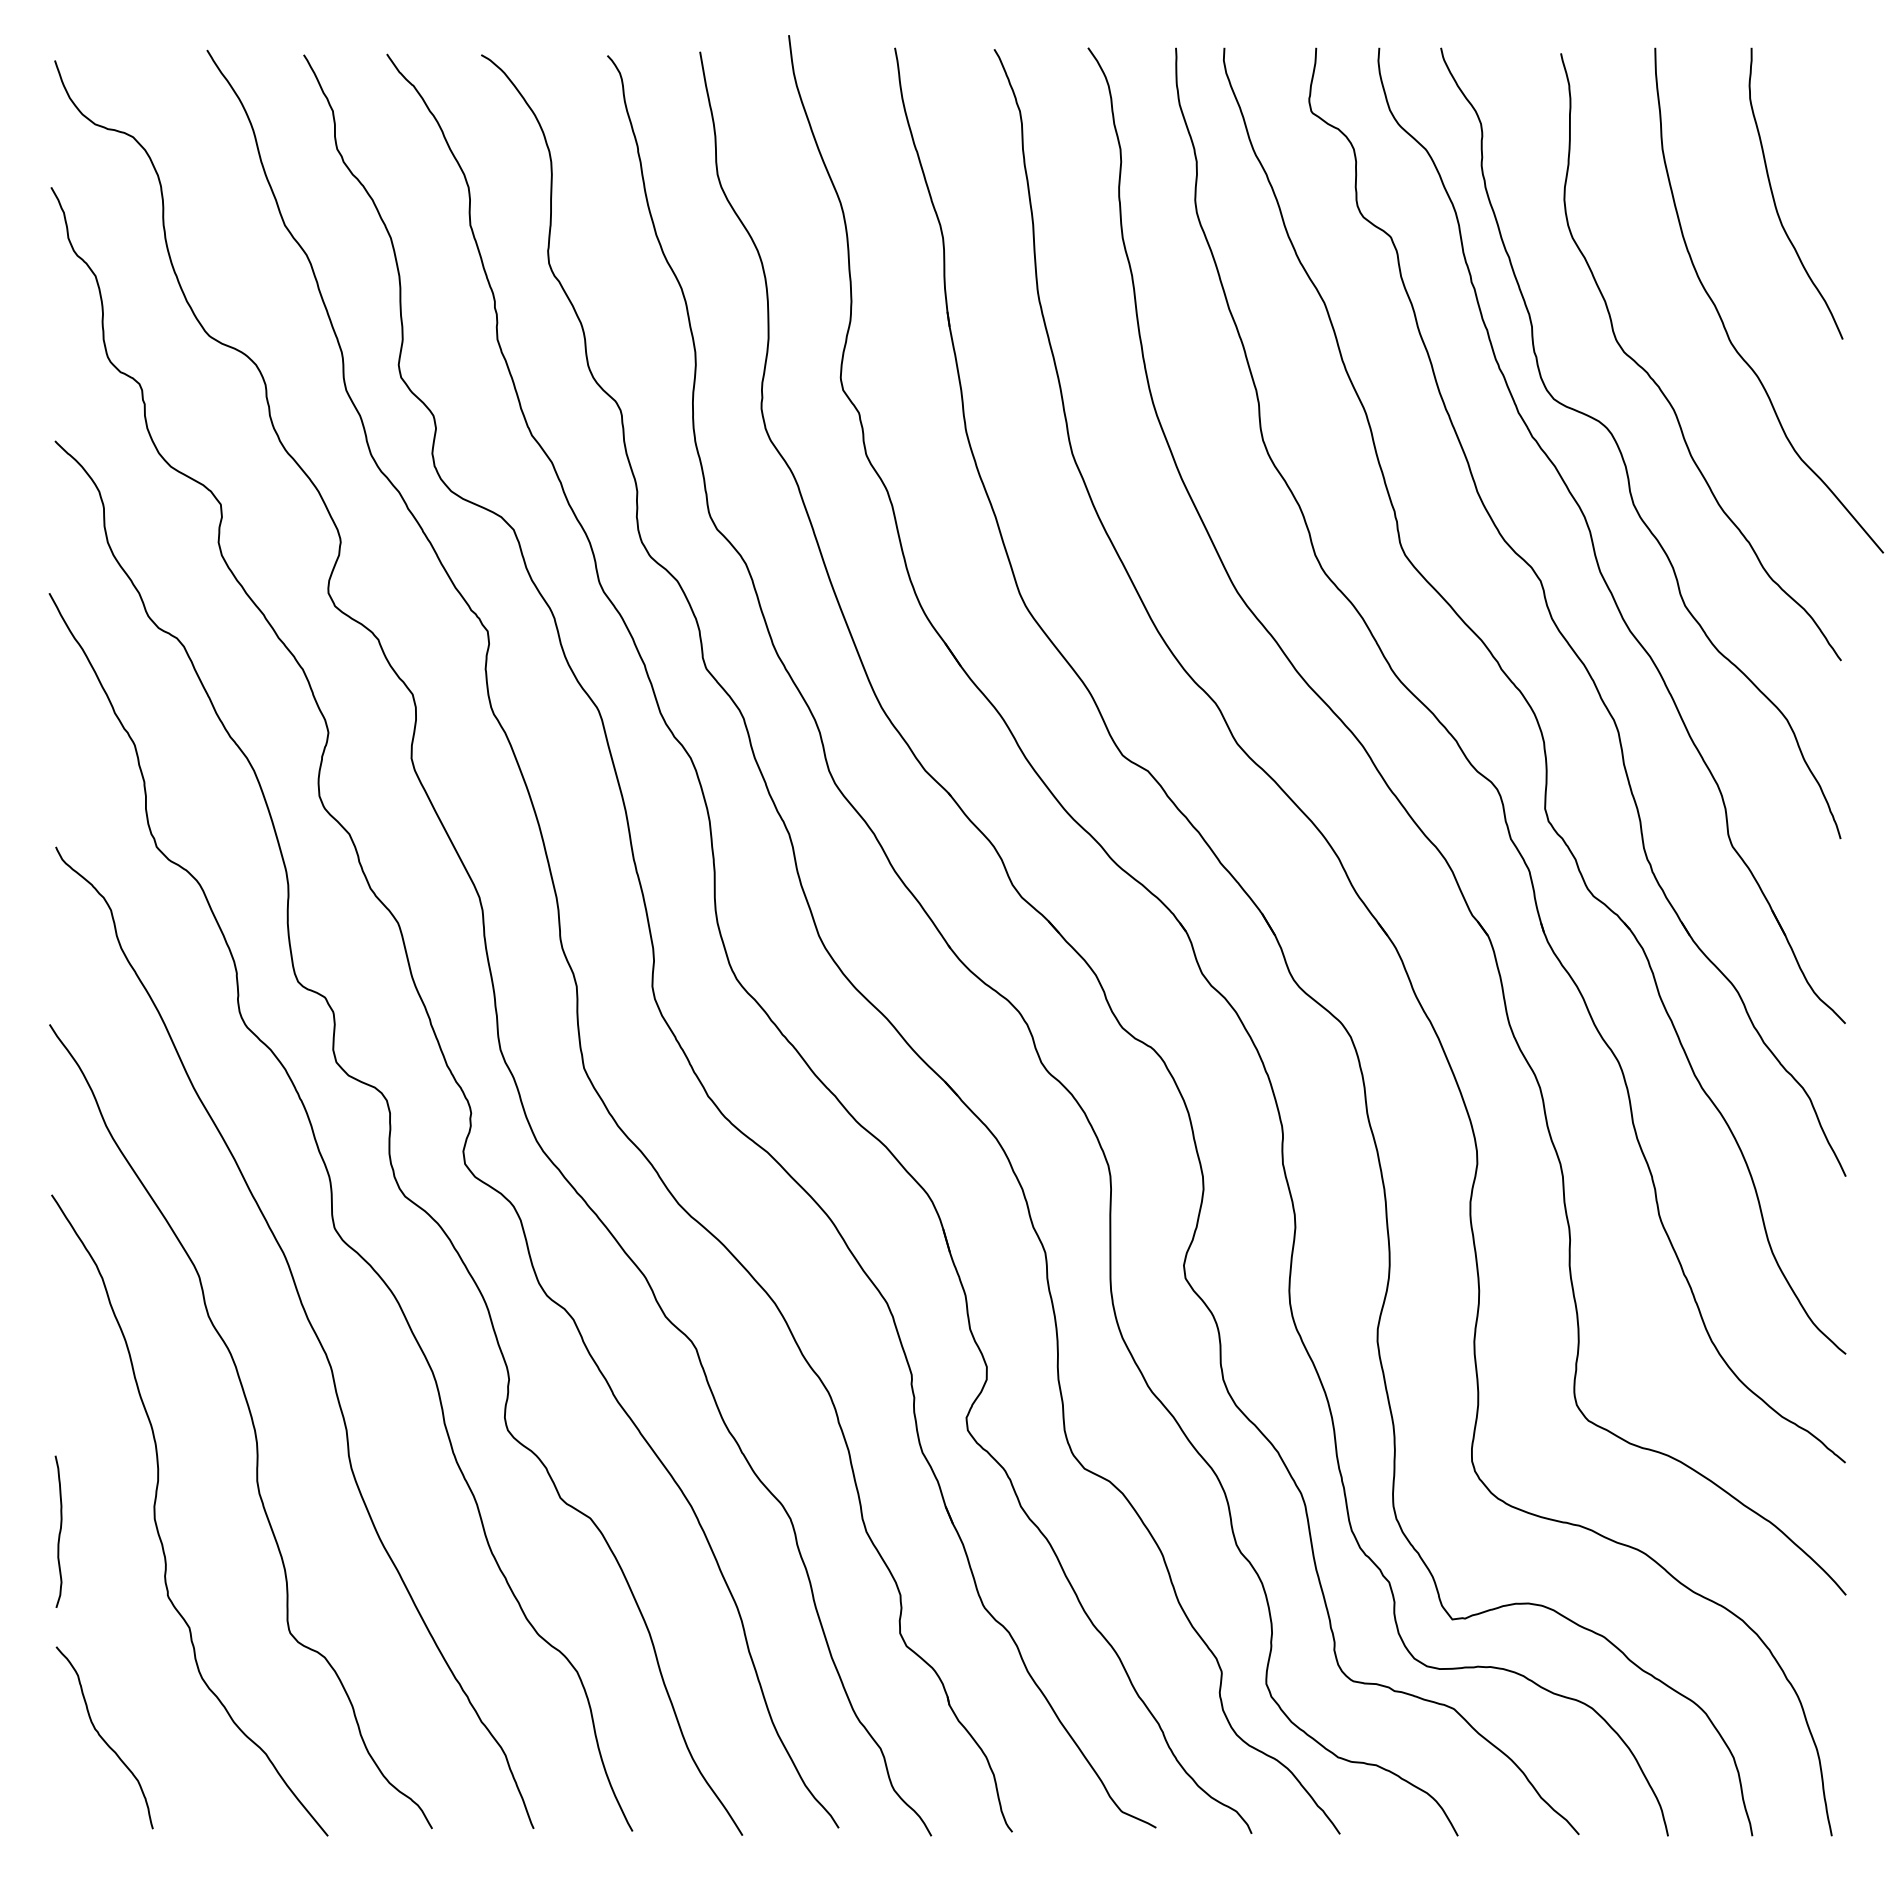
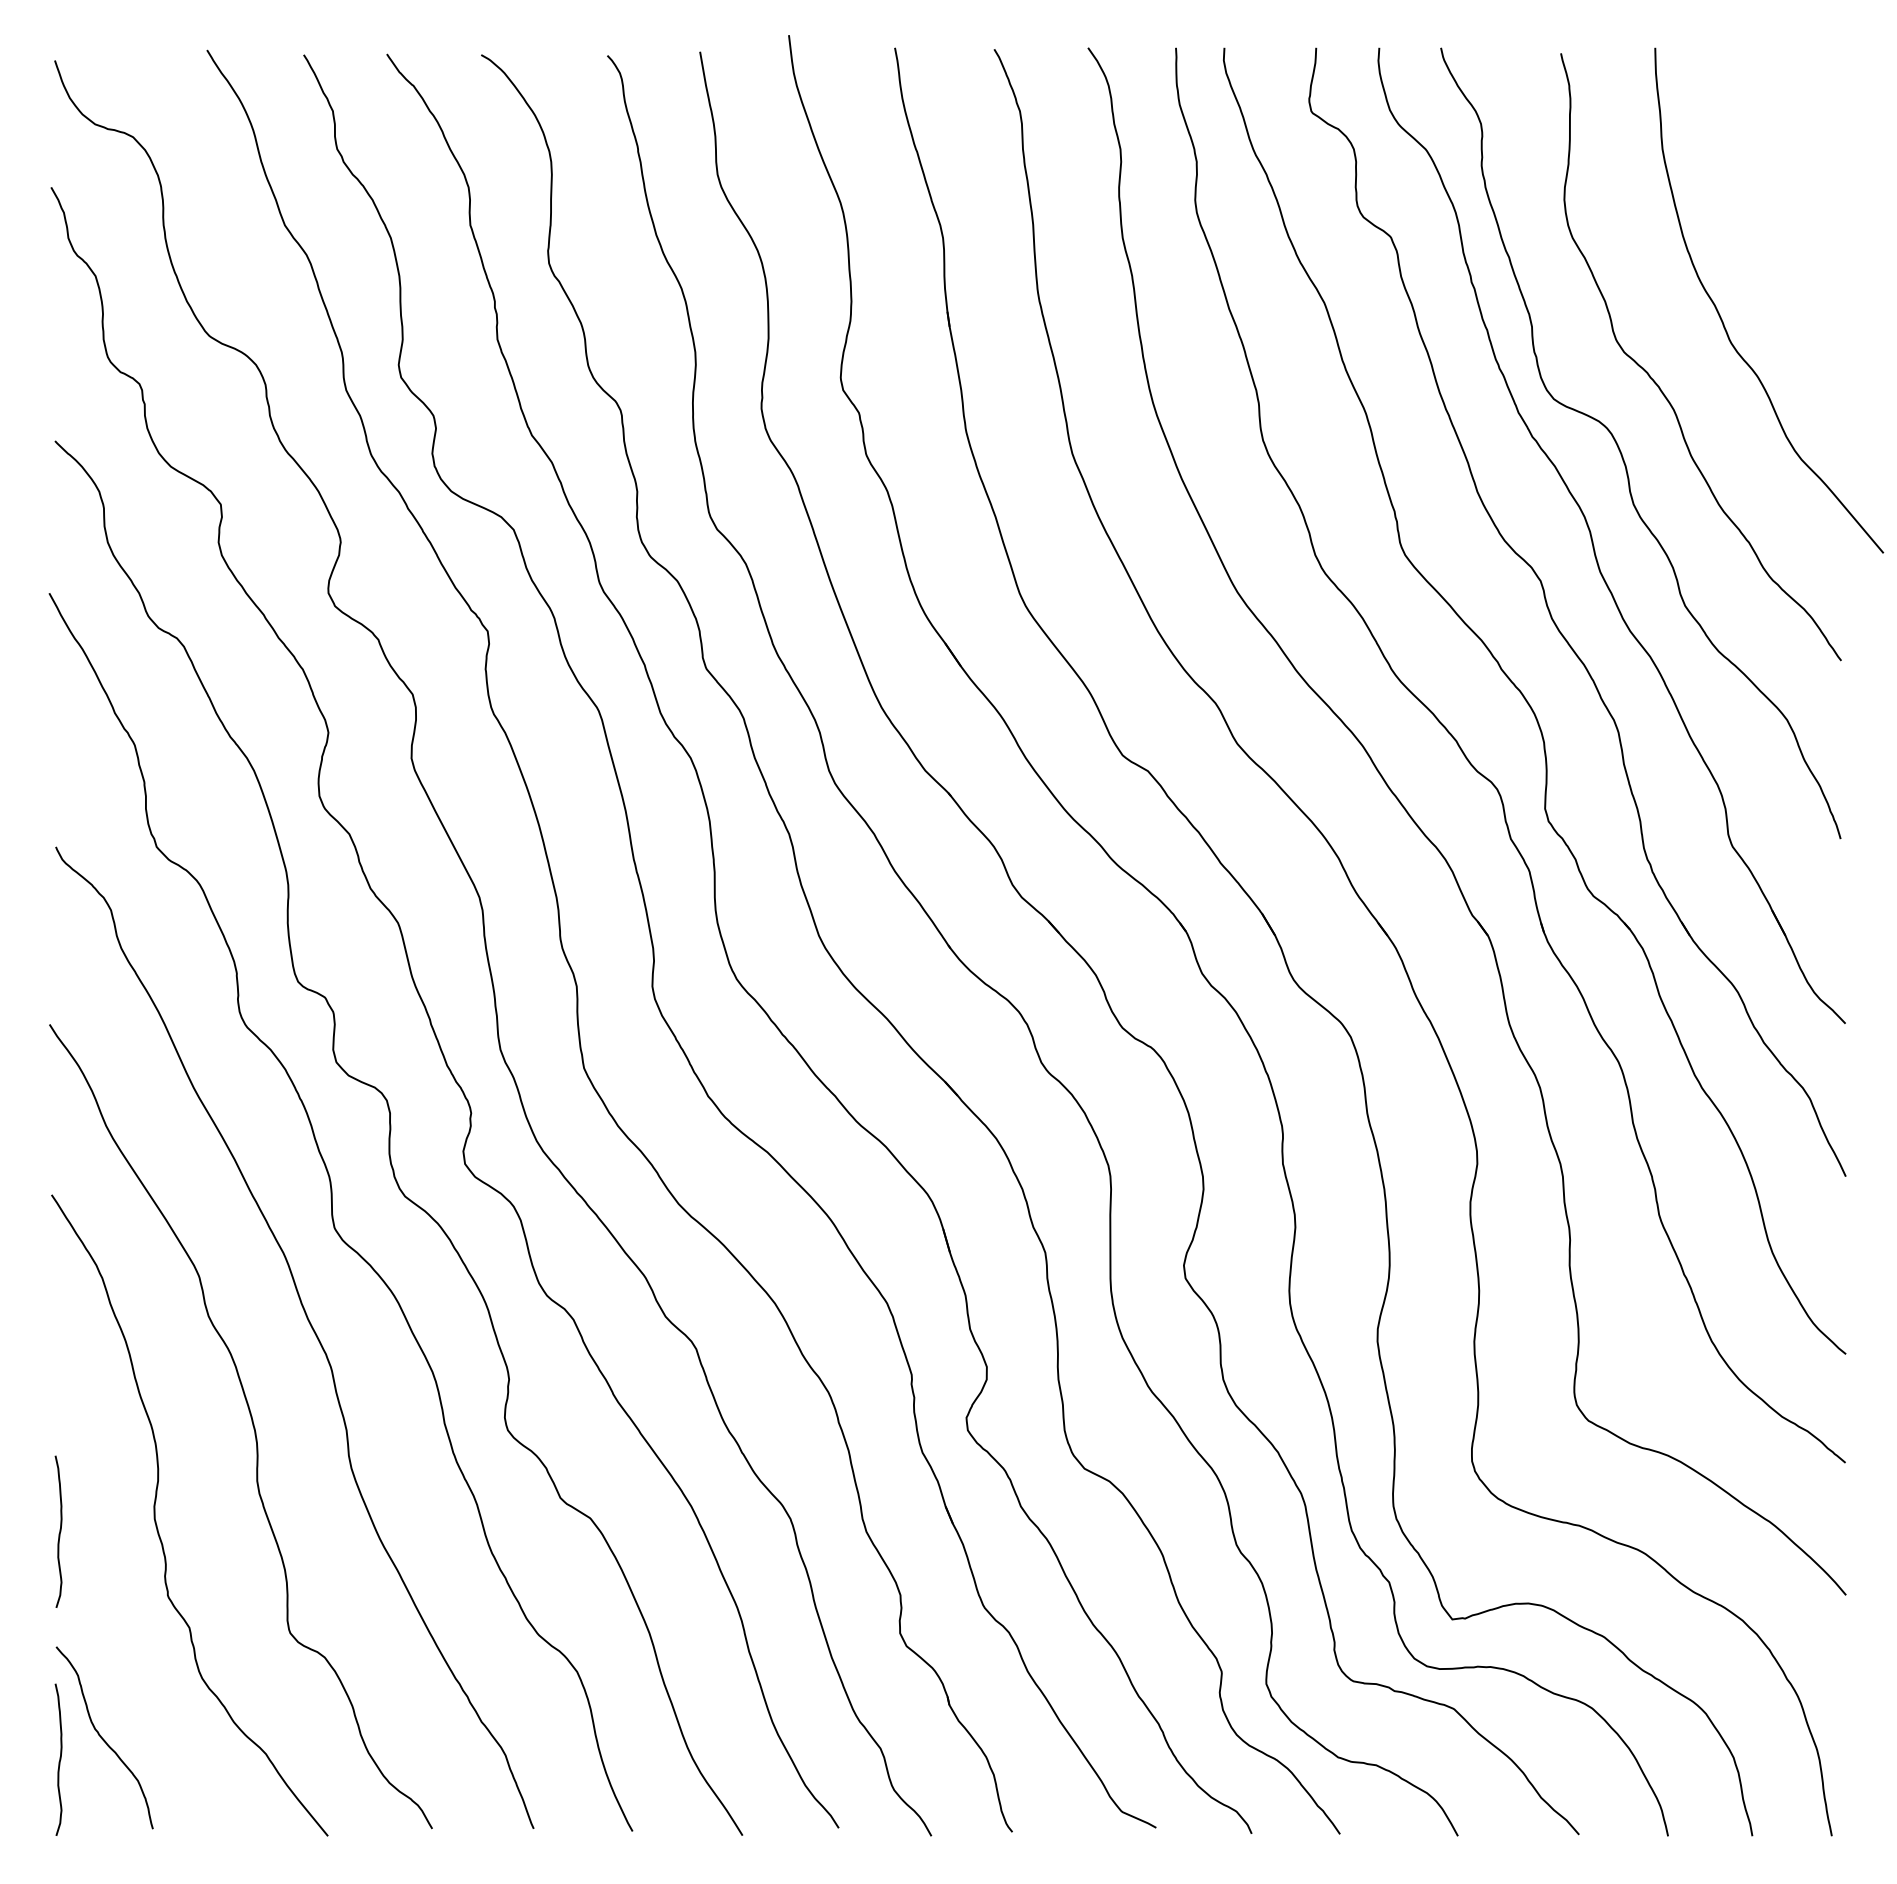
curve: present -> none (1774, 197)
curve: none -> present (59, 1759)
